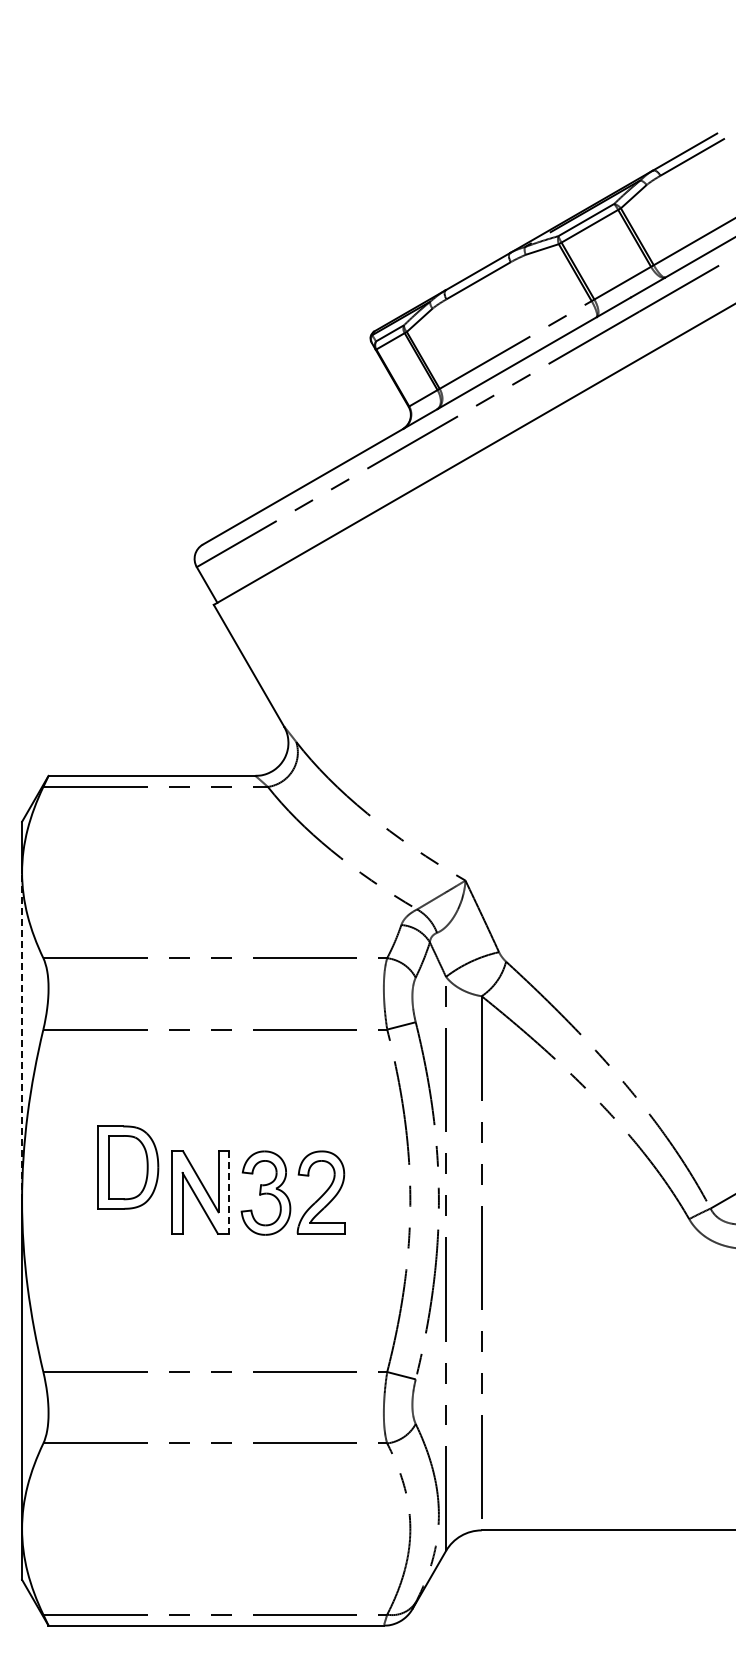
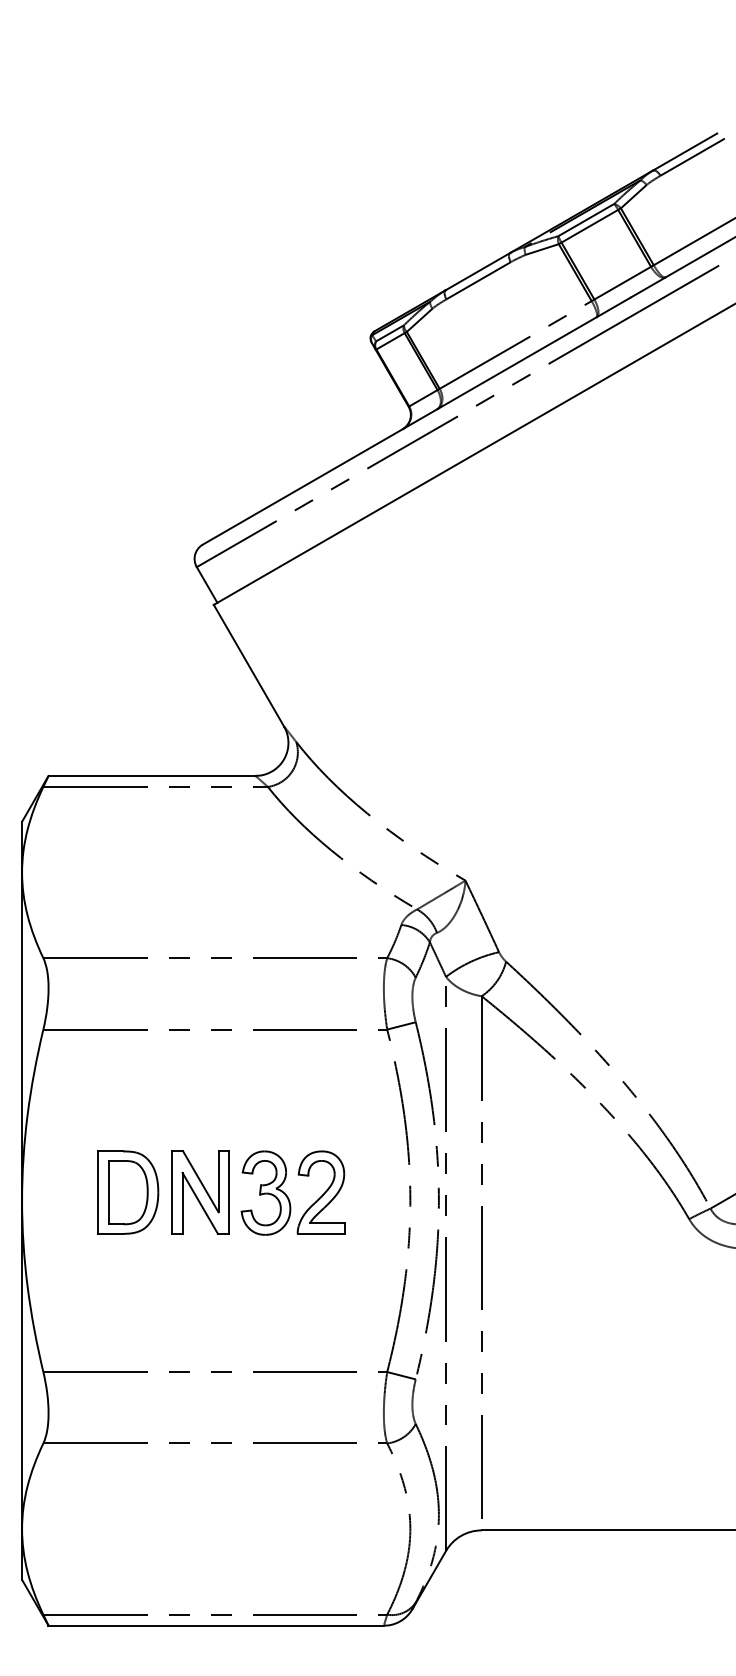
line: dashed -> solid (22, 1036)
part position: (128, 1167) -> (128, 1192) (128, 1192)
line: dashed -> solid (229, 1193)
